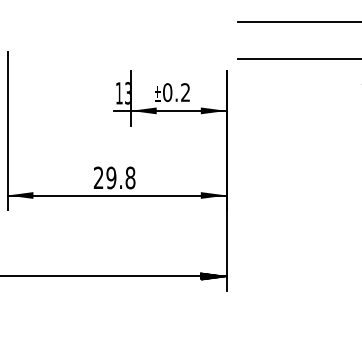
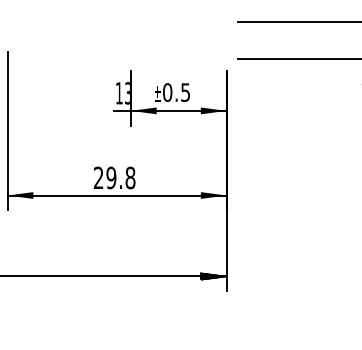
text: 0.2 -> 0.5 (185, 92)
